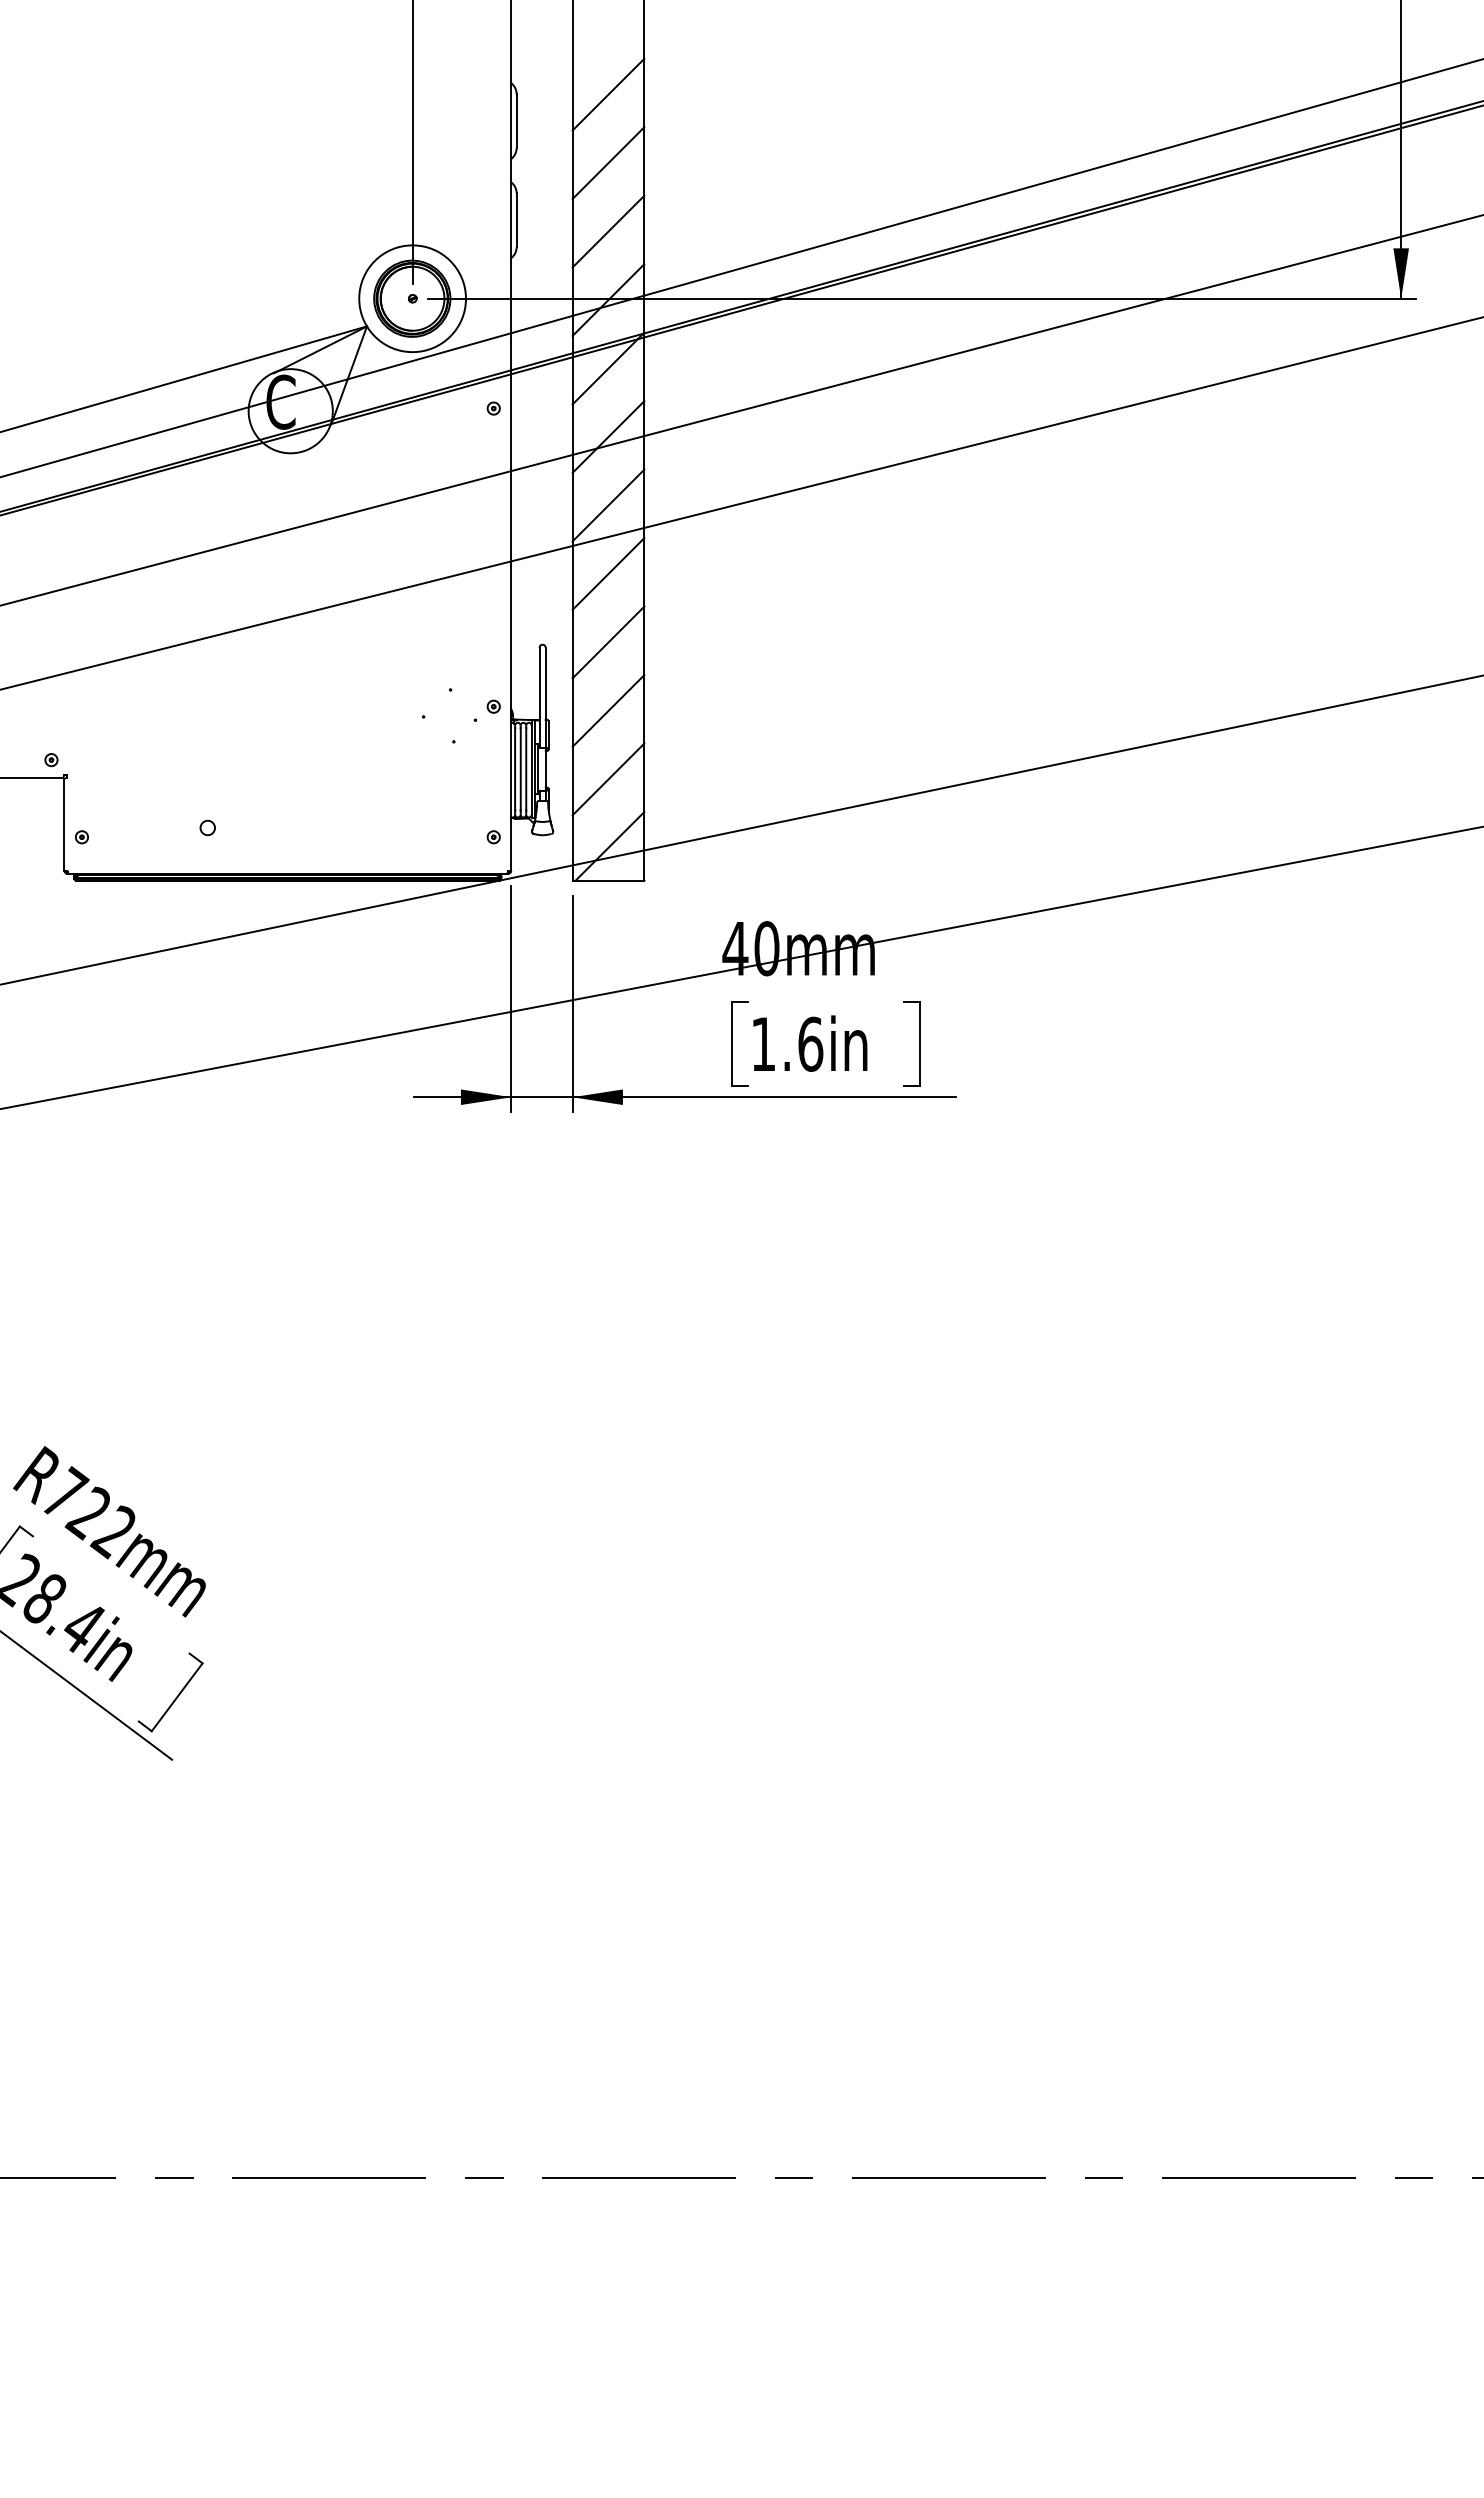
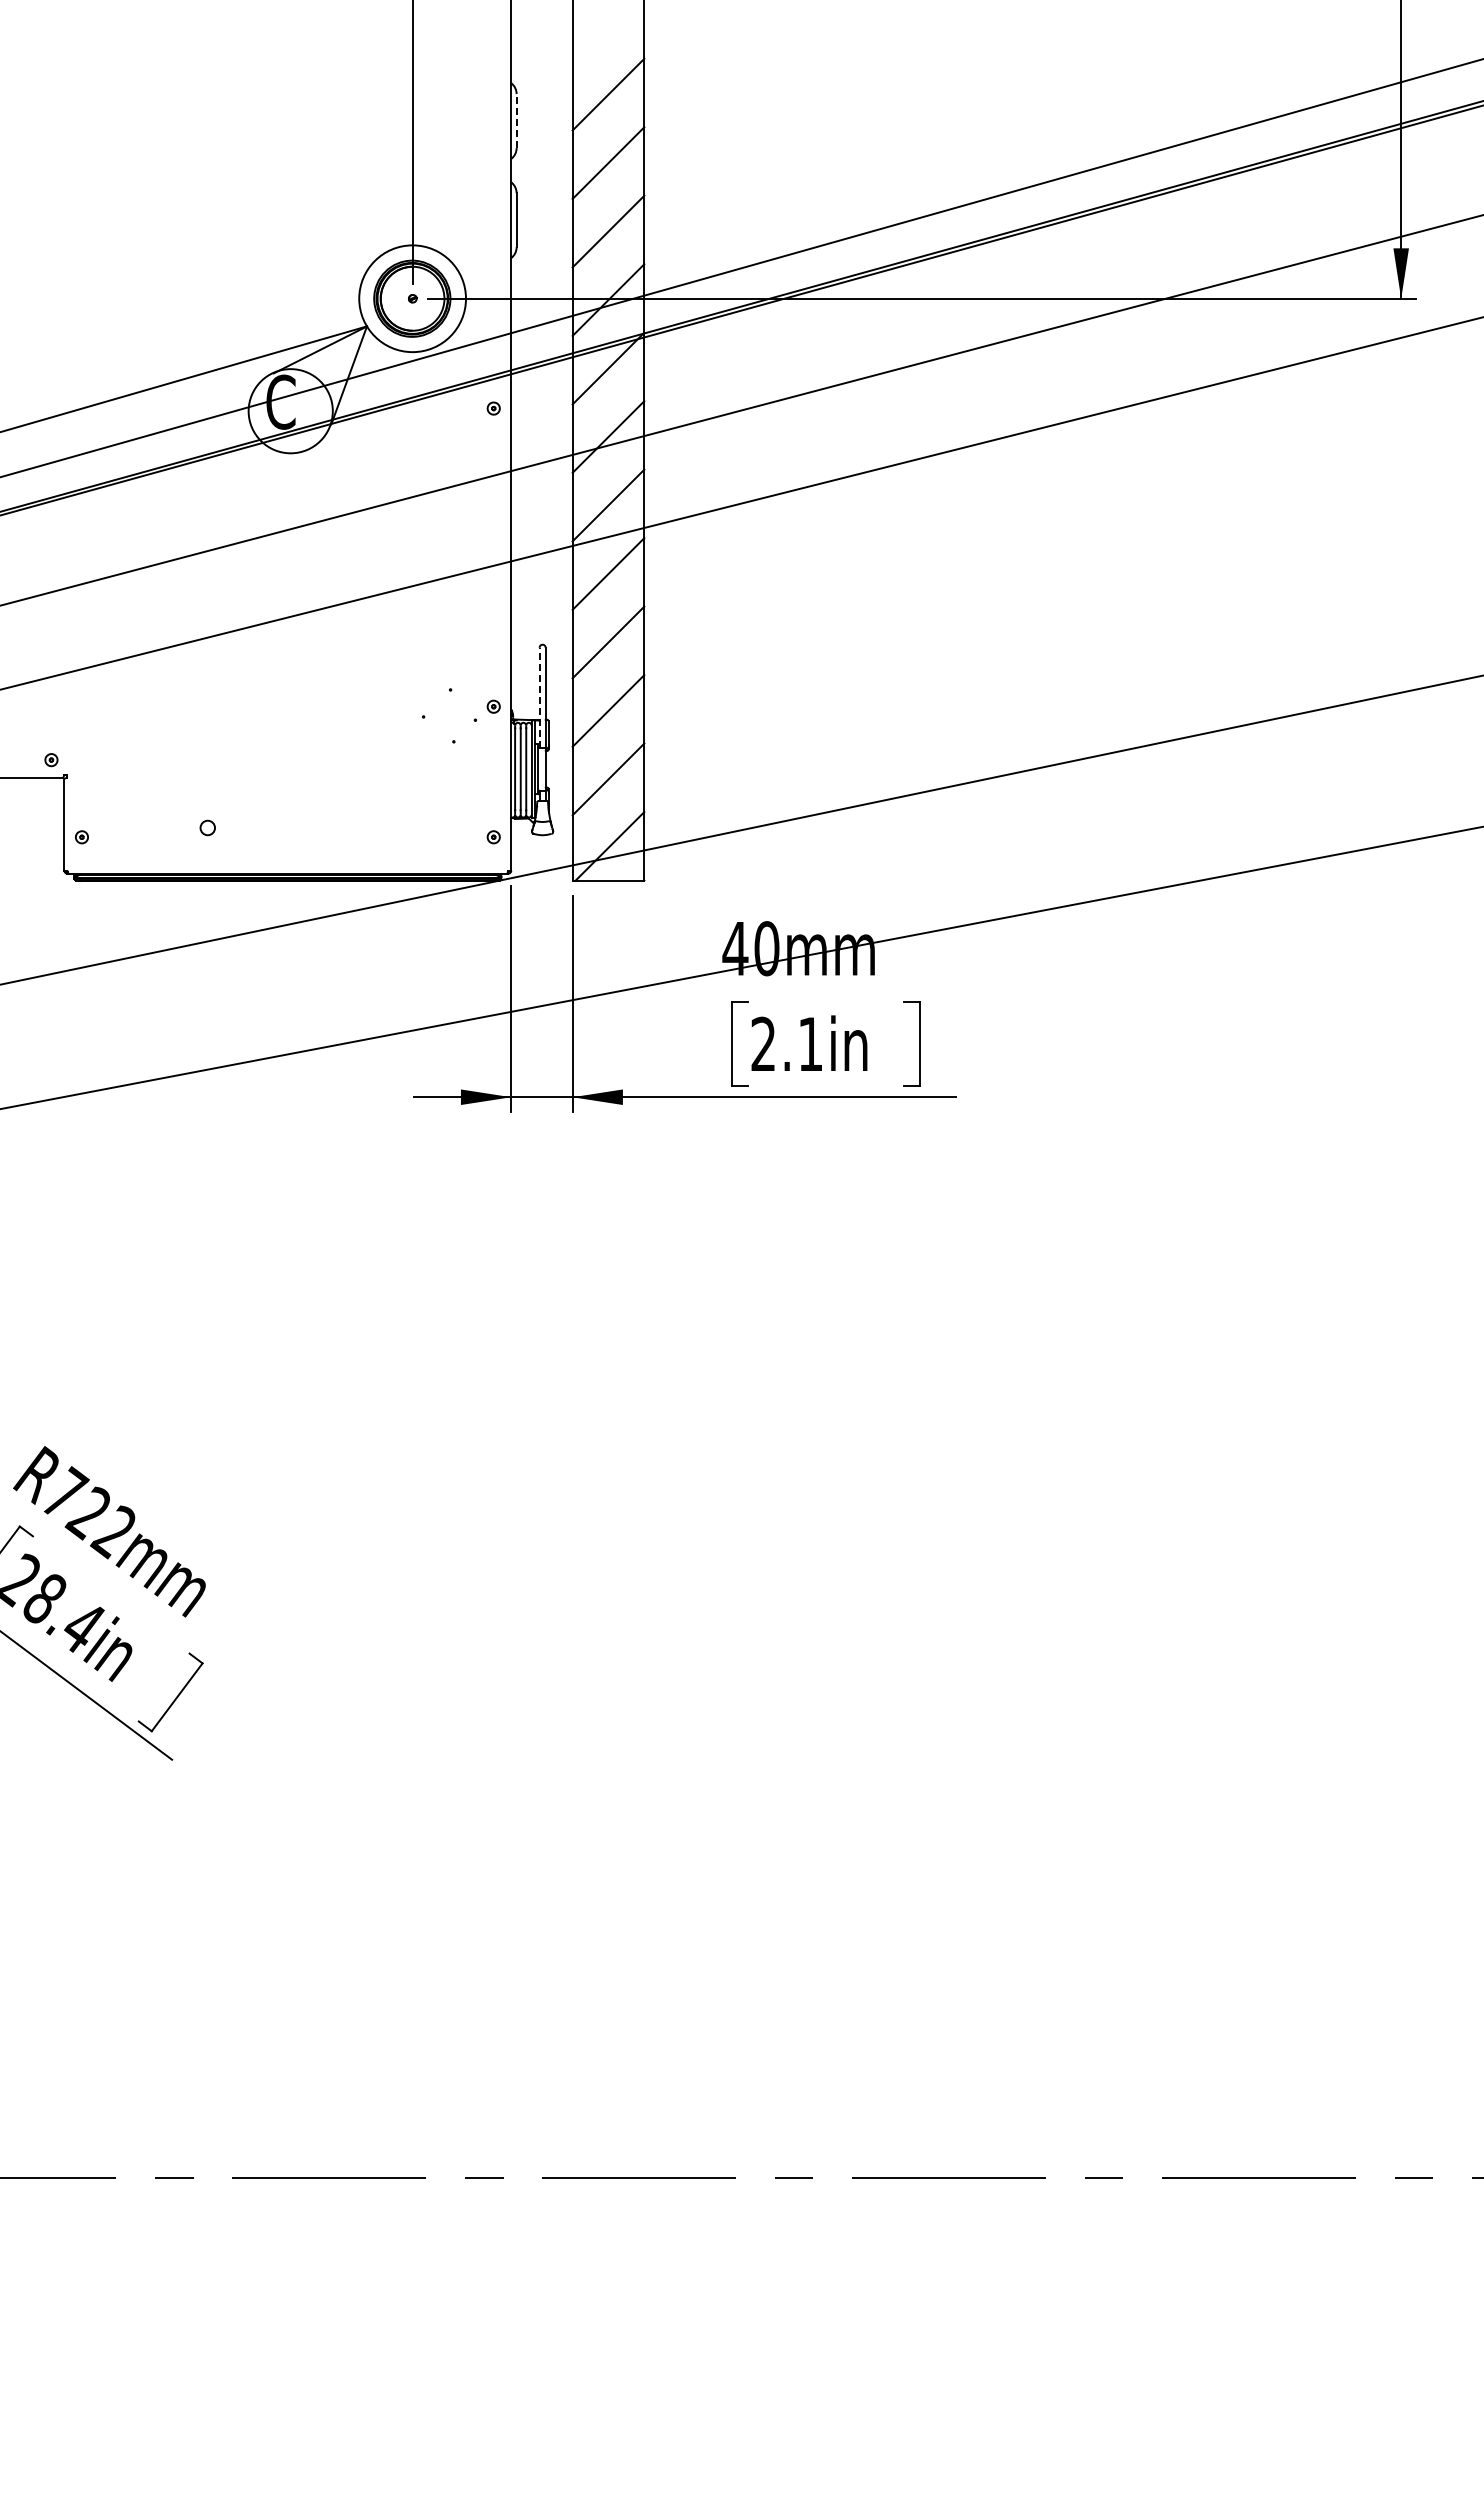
line: solid -> dashed (516, 121)
line: solid -> dashed (539, 697)
text: 1.6in -> 2.1in (787, 1043)
